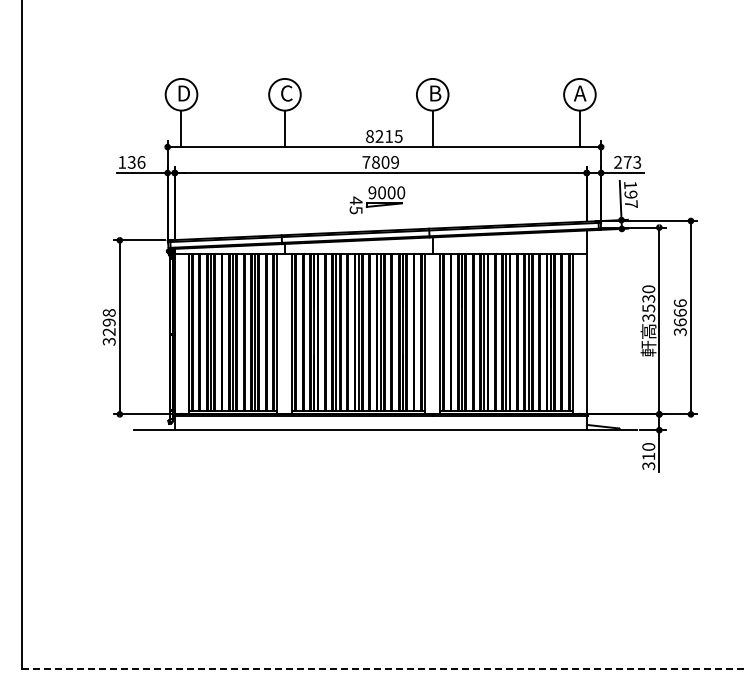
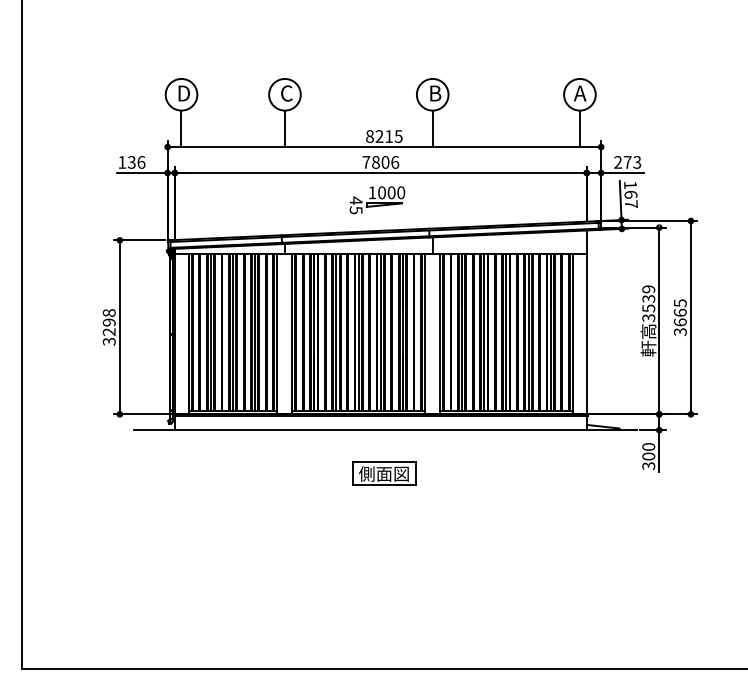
text: 7809 -> 7806 (395, 162)
text: 9000 -> 1000 (372, 192)
text: 197 -> 167 (630, 194)
text: 3530 -> 3539 (648, 289)
text: 3666 -> 3665 (679, 303)
text: 310 -> 300 (648, 456)
part: none -> present (384, 473)
line: dashed -> solid (385, 669)
